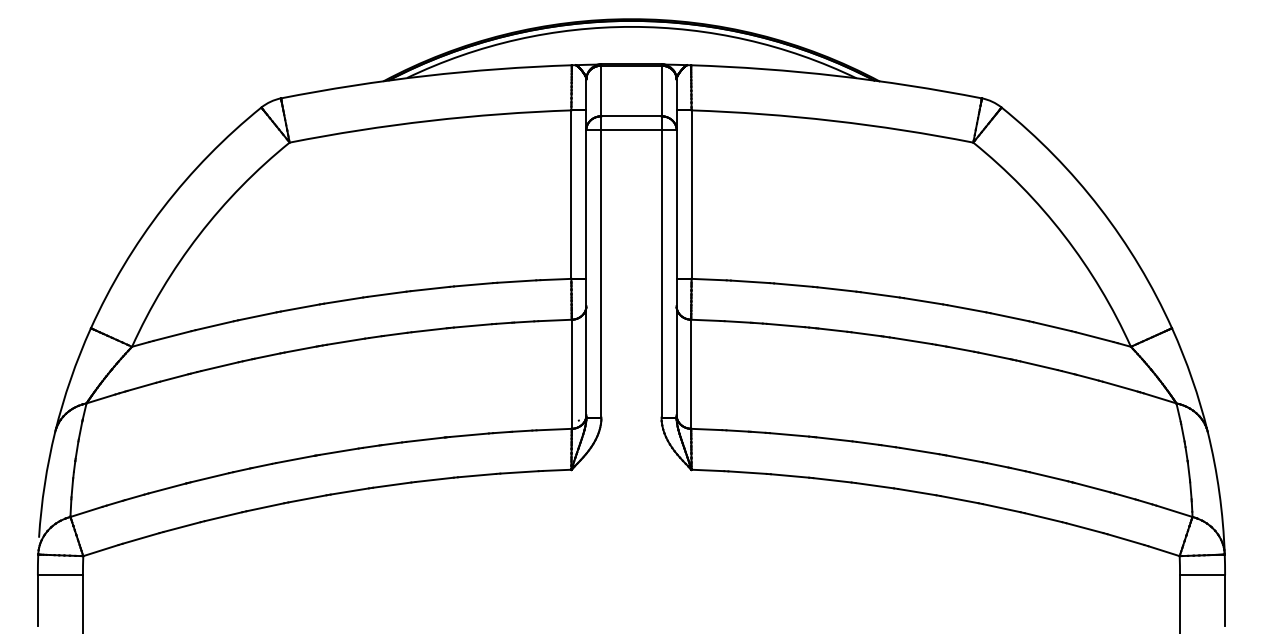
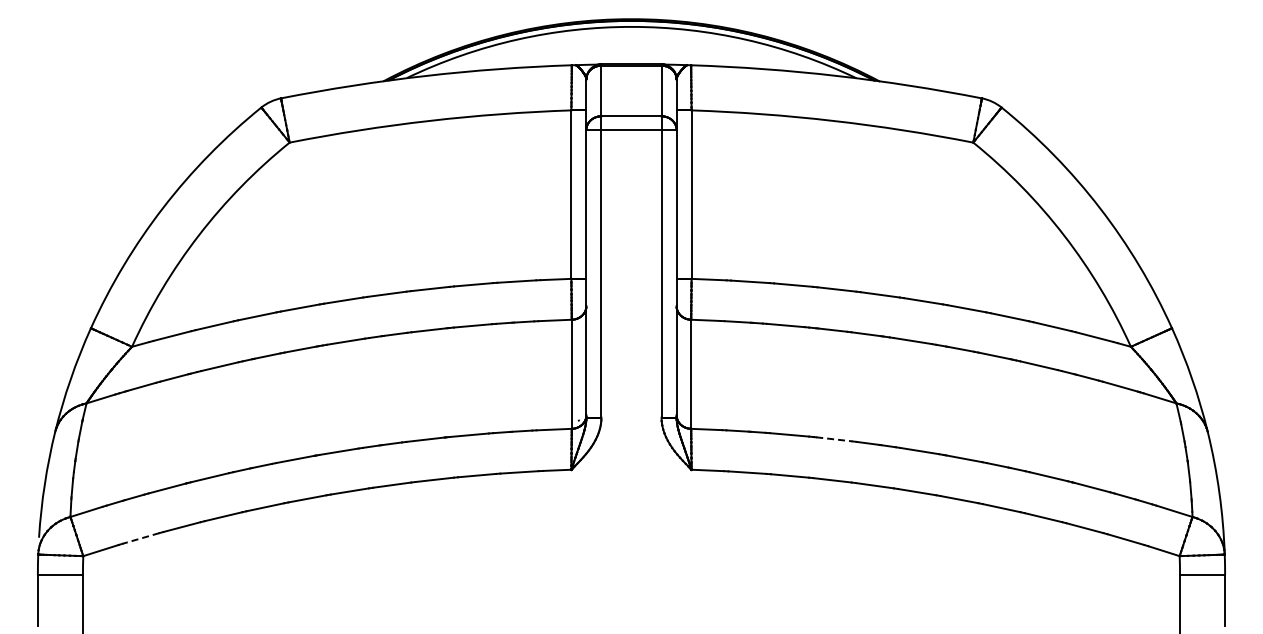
line: solid -> dashed (834, 439)
line: solid -> dashed (140, 538)
